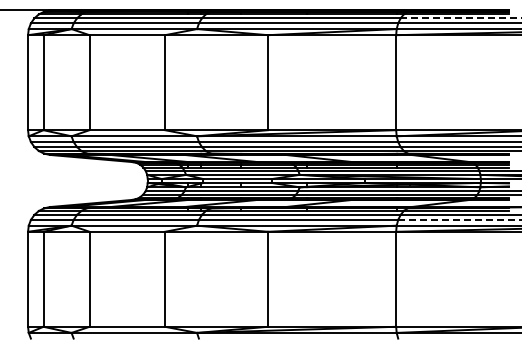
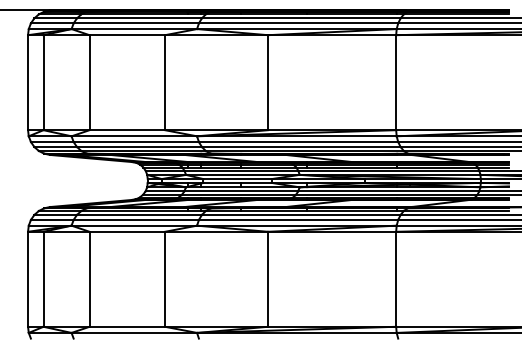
line: dashed -> solid (460, 18)
line: dashed -> solid (459, 219)
